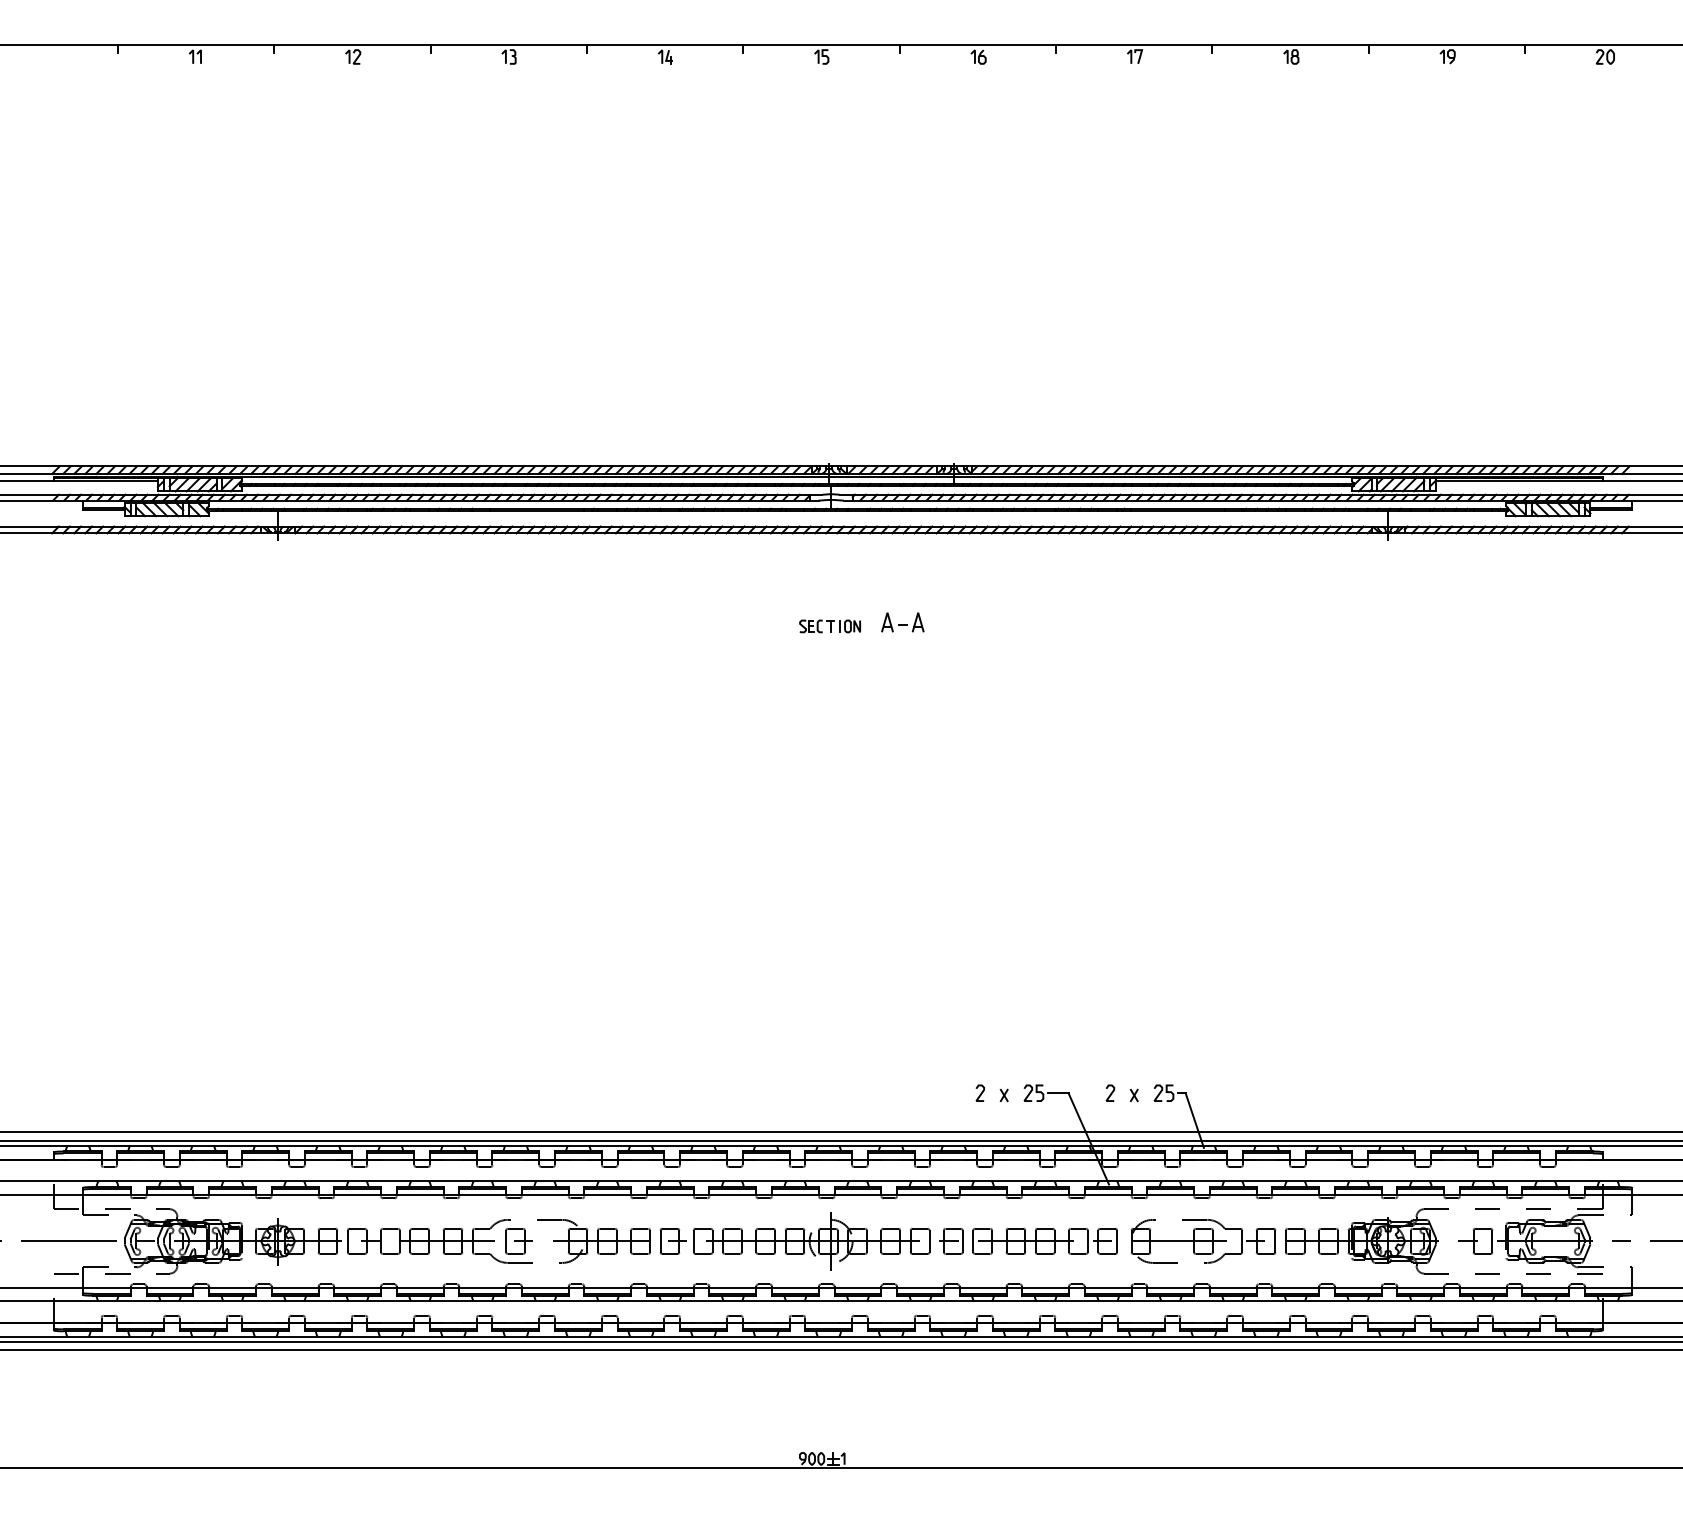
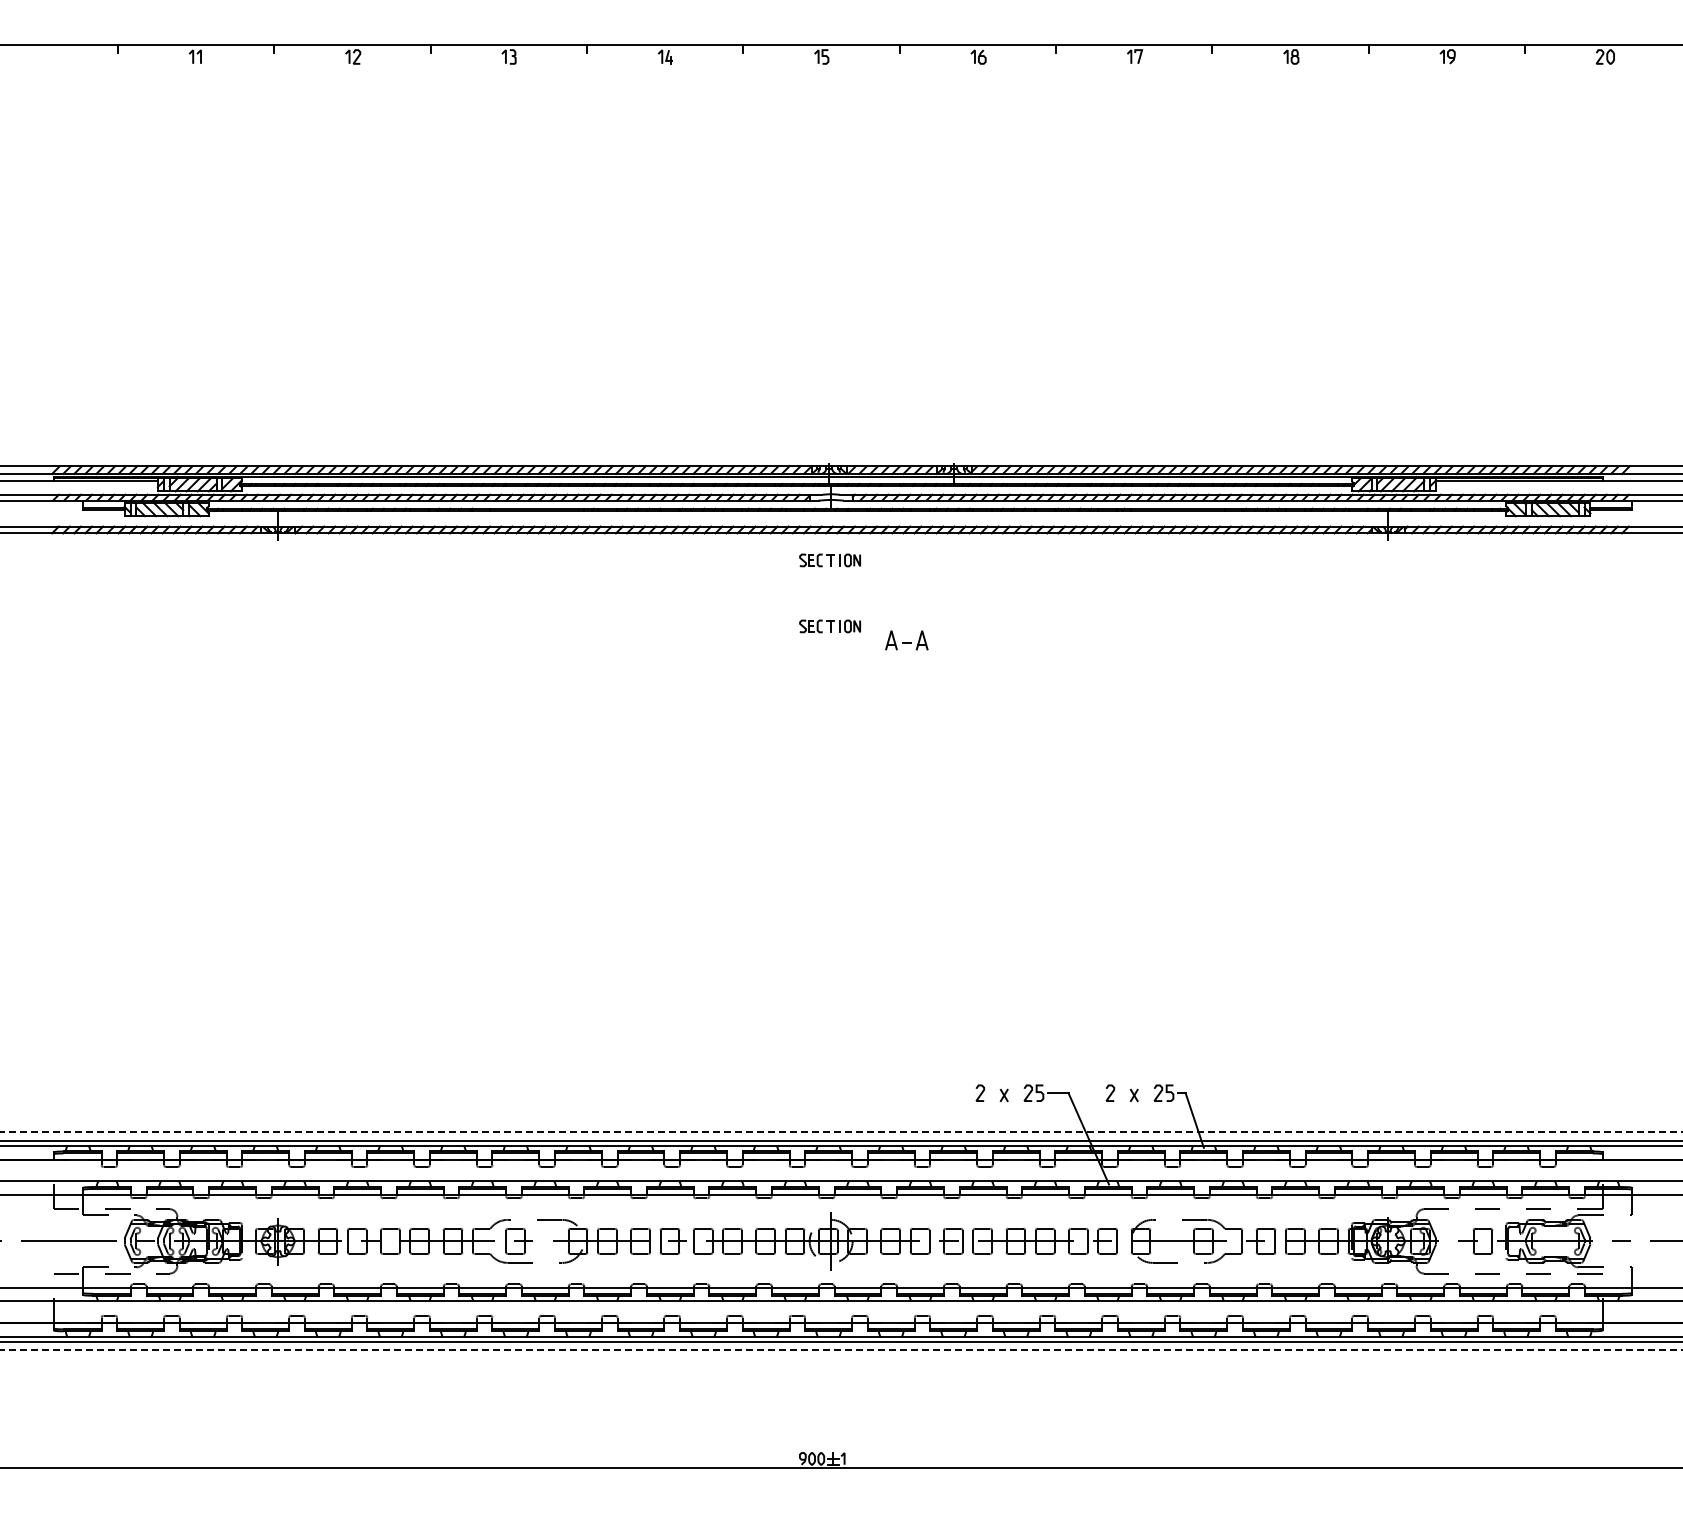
part: none -> present (829, 560)
part position: (902, 622) -> (906, 640) (906, 640)
line: solid -> dashed (841, 1132)
line: solid -> dashed (841, 1350)
